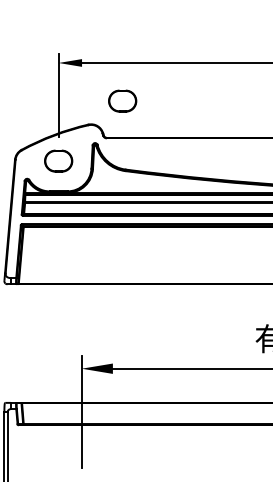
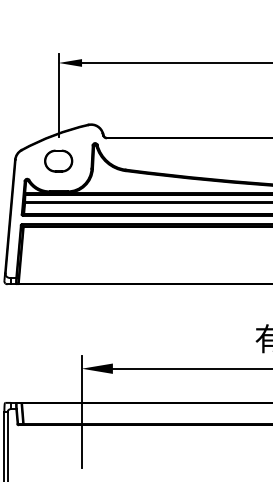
part: present -> none (122, 100)
